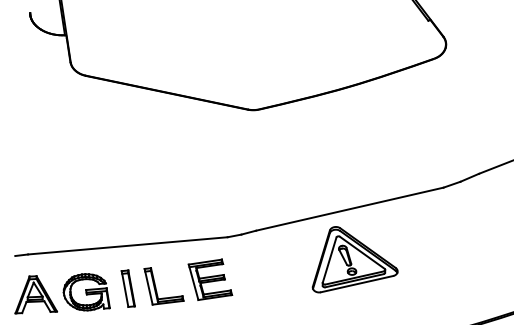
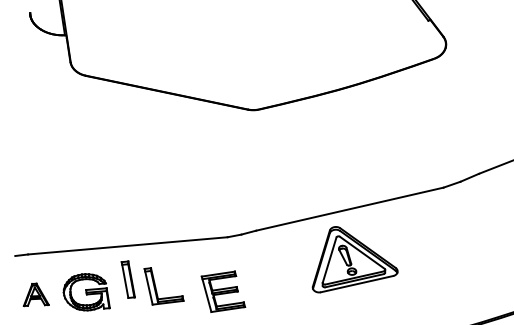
part position: (210, 279) -> (223, 291) (223, 291)
part position: (127, 288) -> (127, 279) (127, 279)
part size: 45x40 px -> 28x26 px (35, 294)
